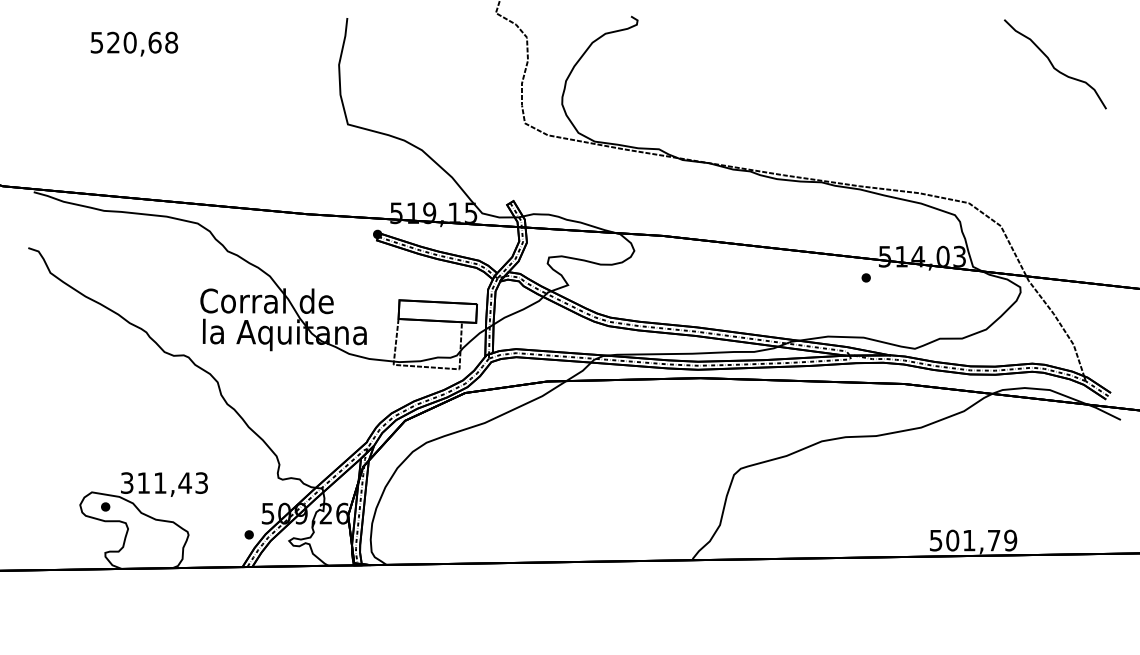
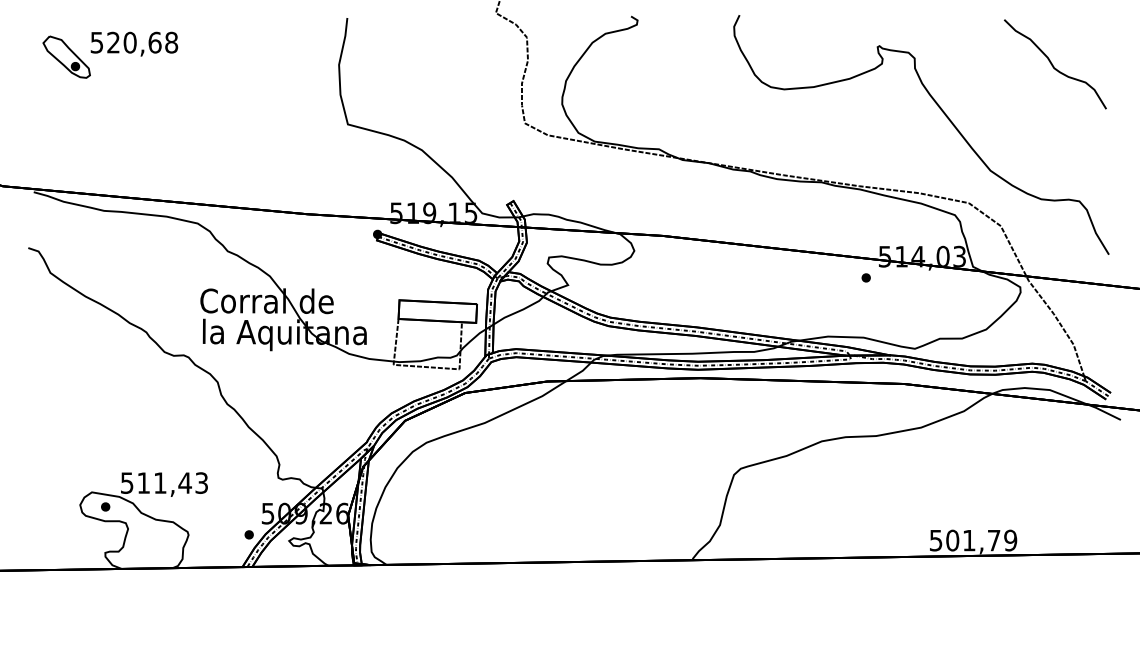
part: none -> present (66, 56)
curve: none -> present (945, 116)
text: 311,43 -> 511,43 (127, 482)
